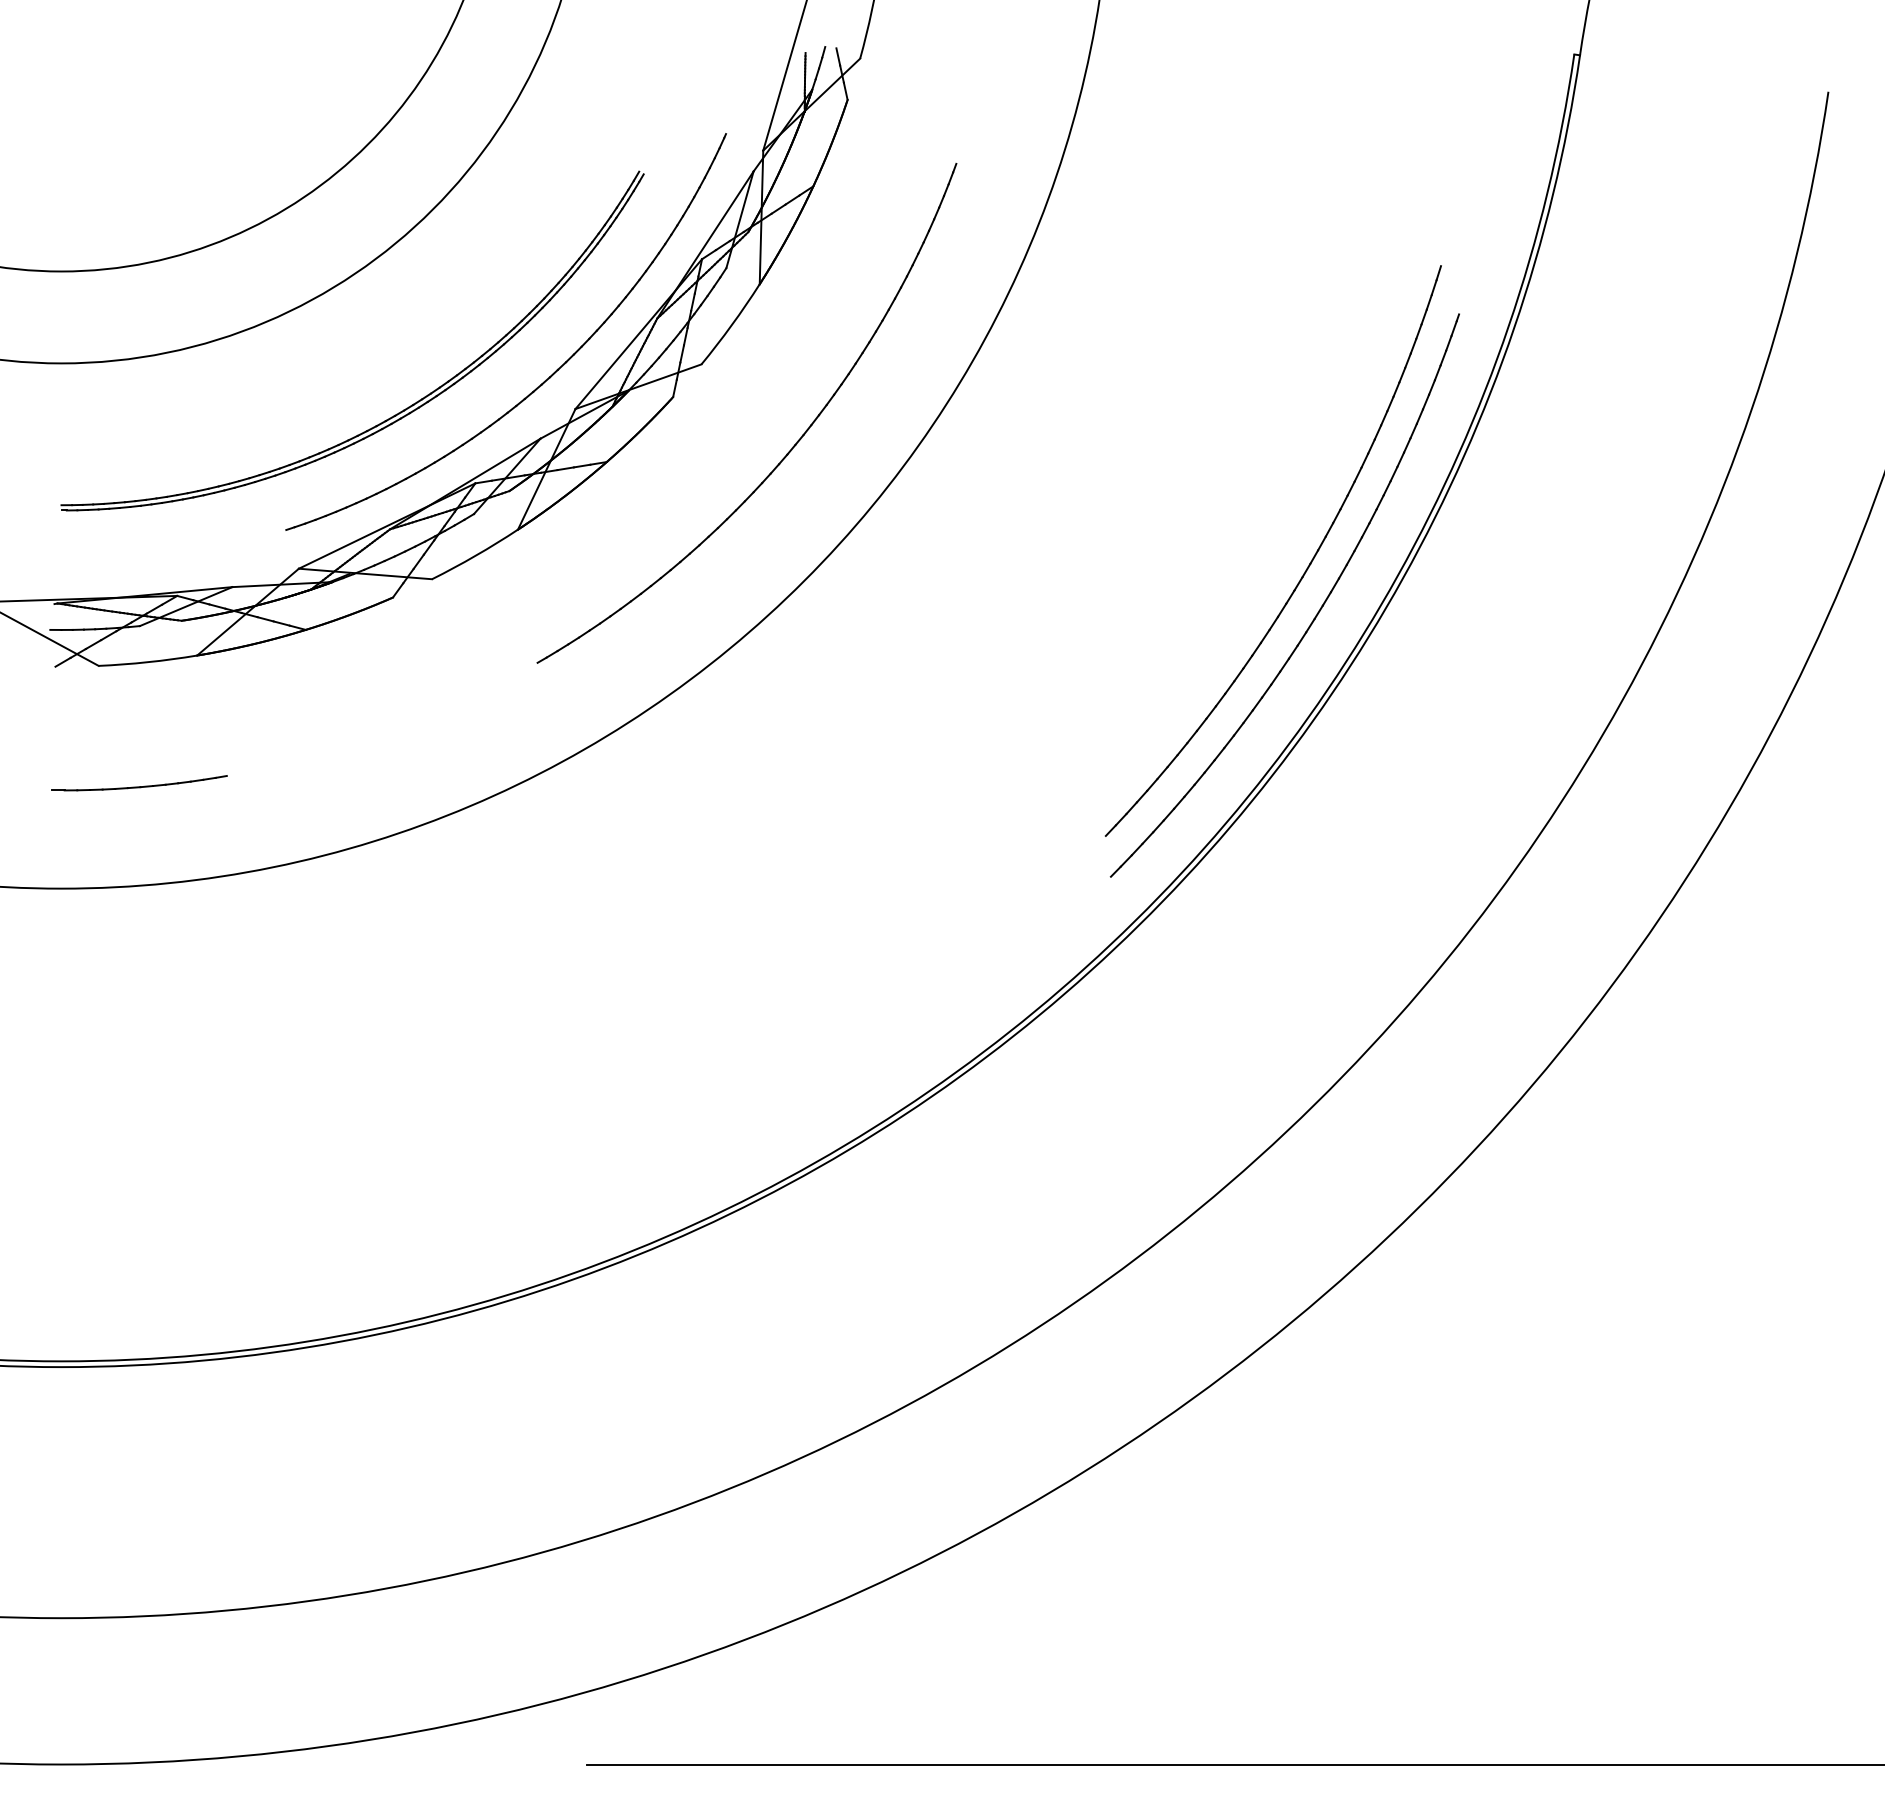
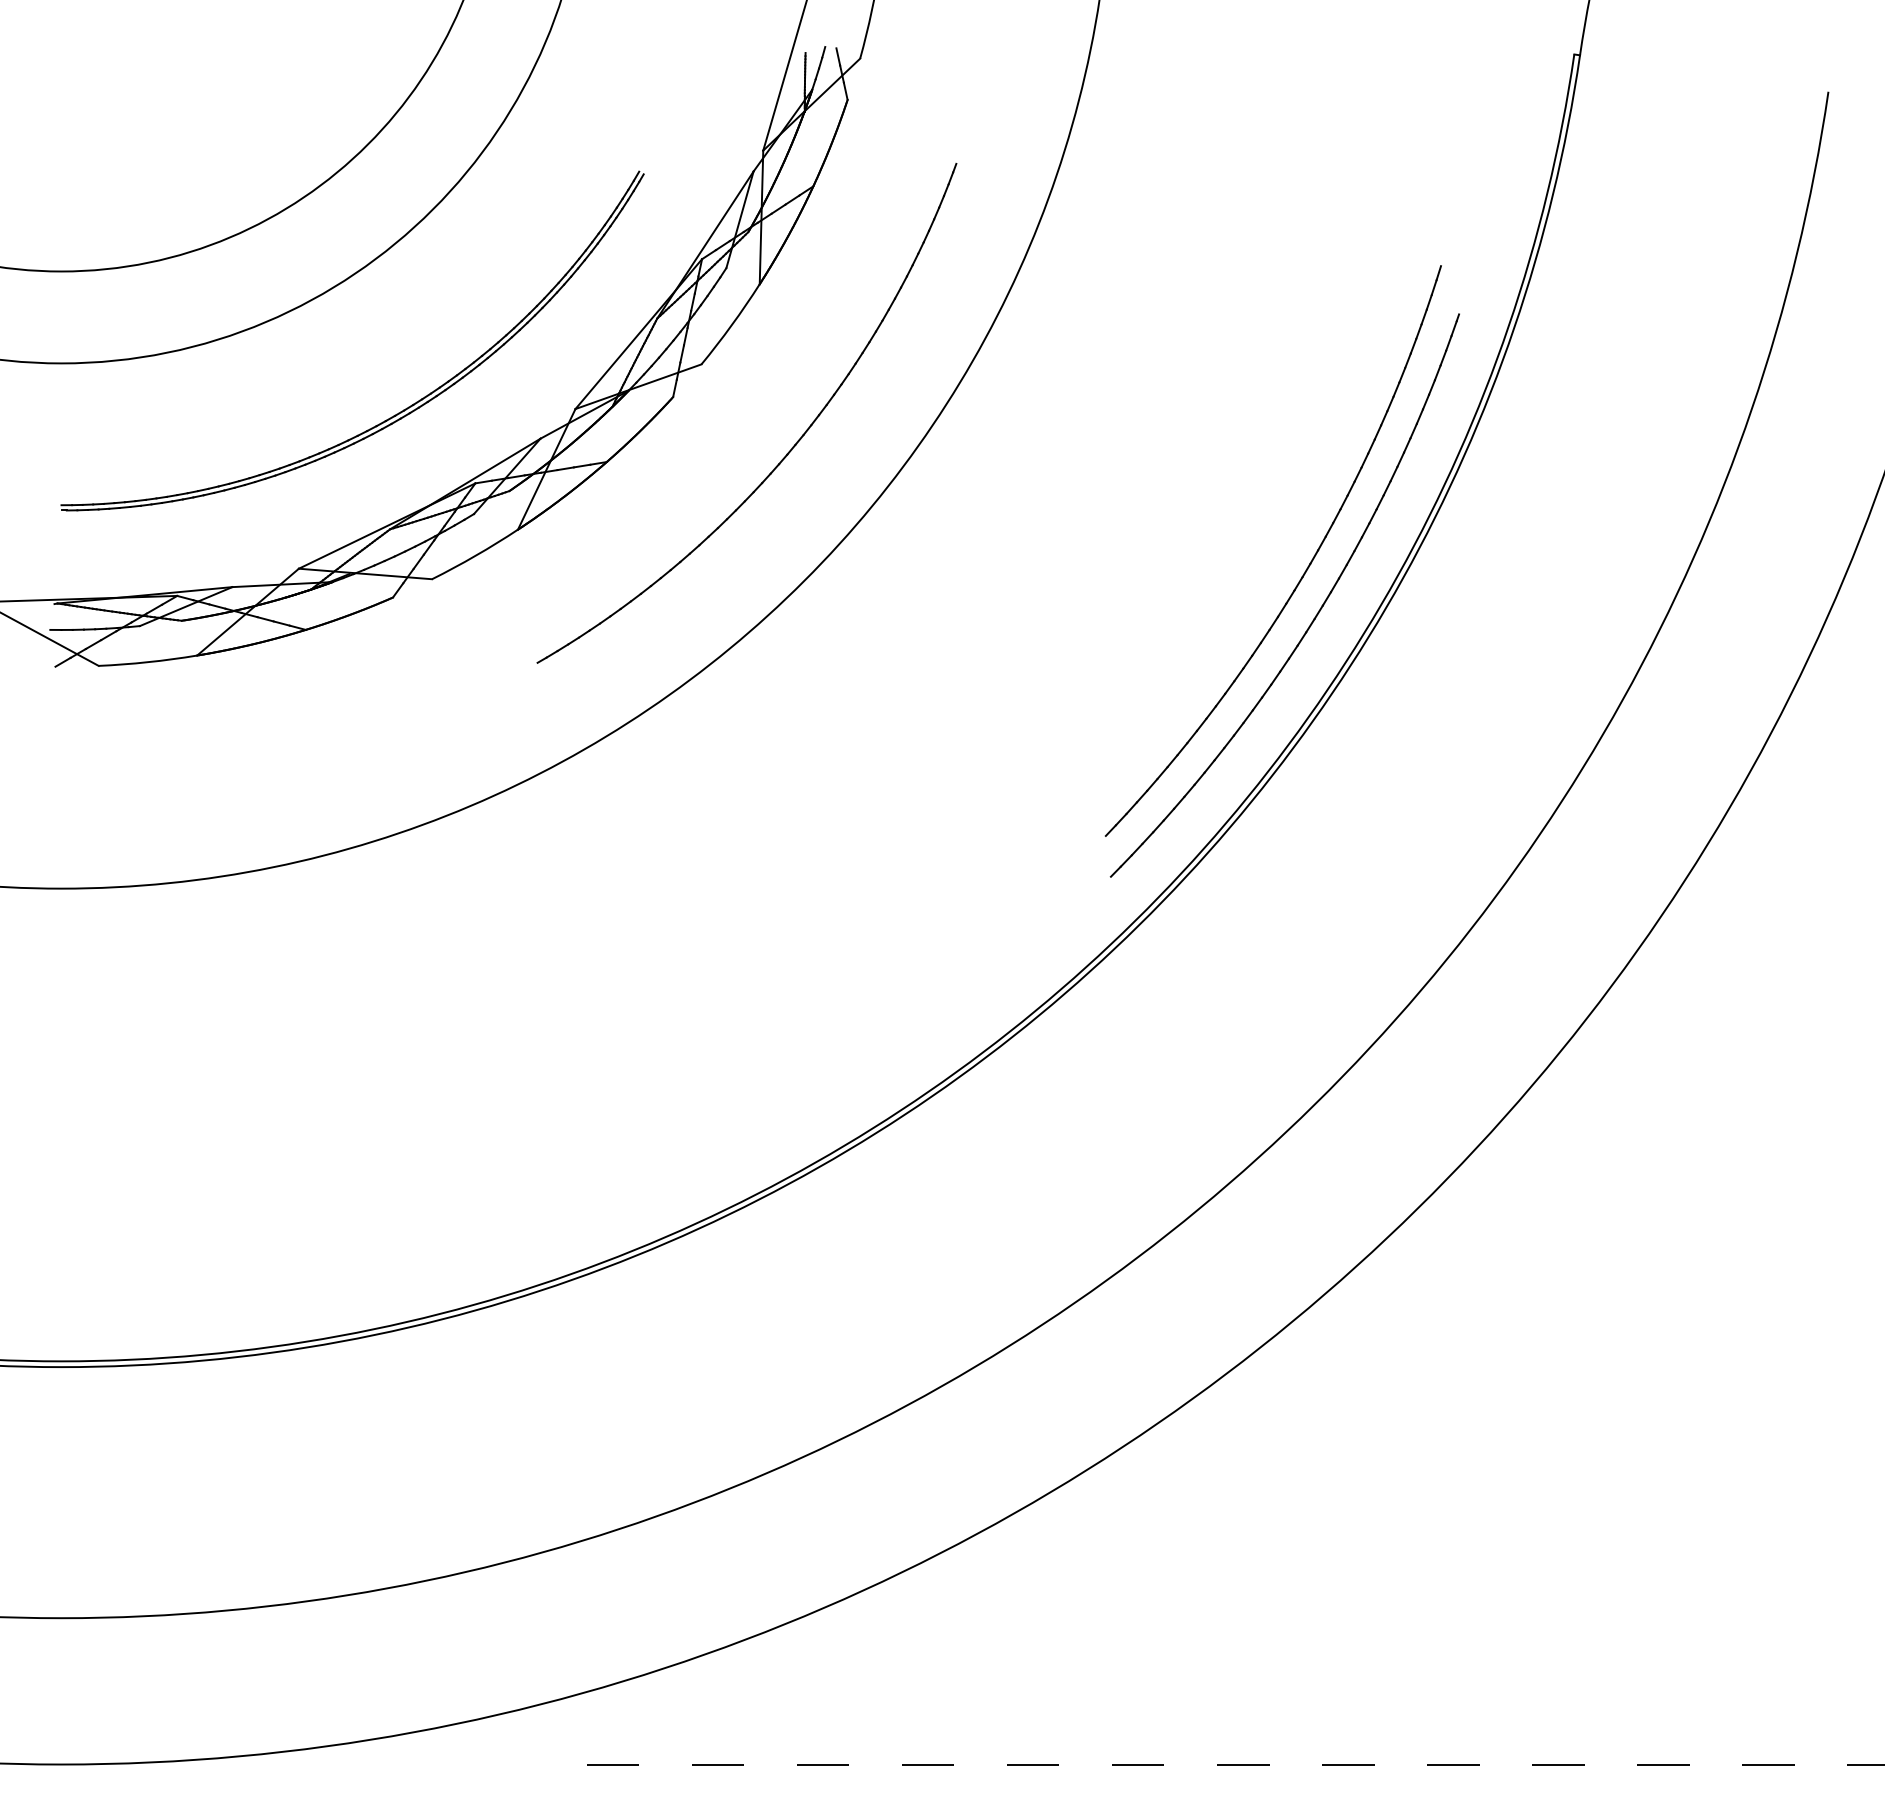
part: present -> none (544, 380)
part: present -> none (139, 783)
line: solid -> dashed (1235, 1764)
